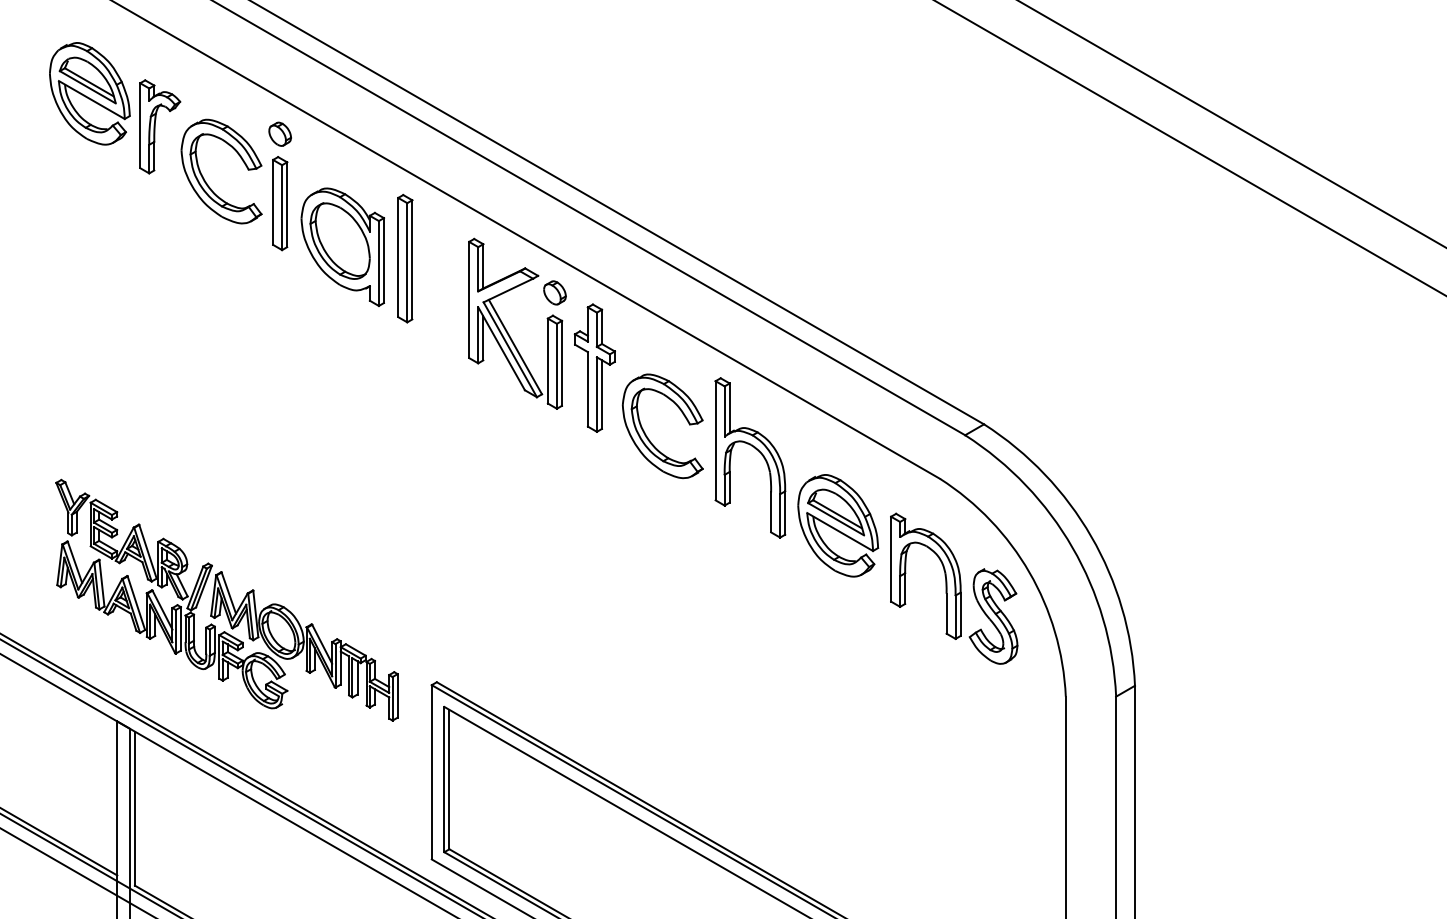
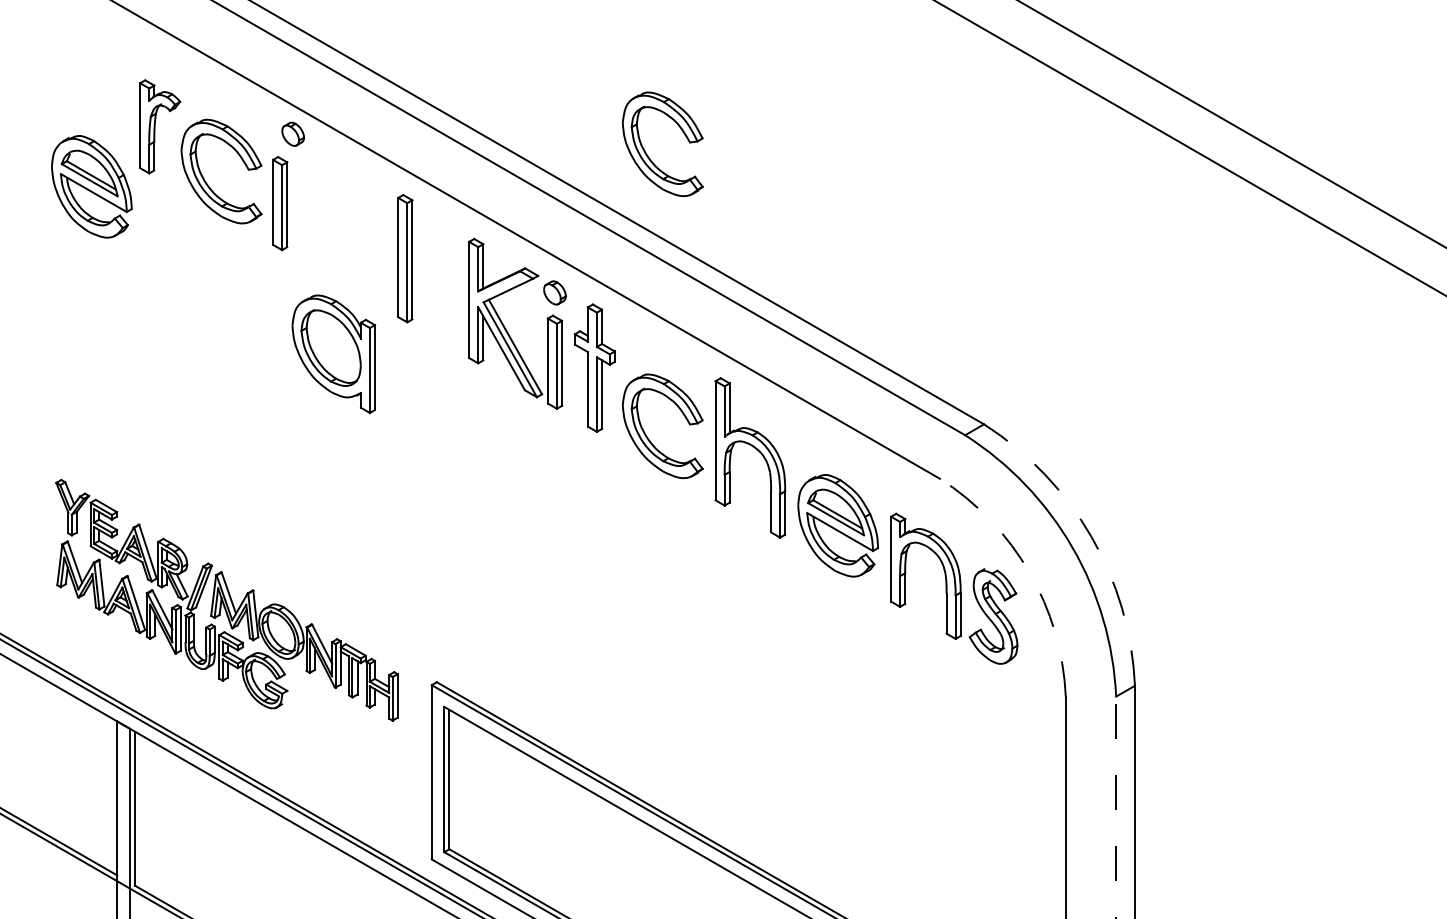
part position: (89, 93) -> (91, 186) (91, 186)
part position: (279, 133) -> (292, 133) (292, 133)
part: none -> present (648, 155)
part position: (342, 246) -> (333, 353) (333, 353)
arc: solid -> dashed (1091, 536)
arc: solid -> dashed (1029, 572)
line: solid -> dashed (1116, 807)
line: present -> none (76, 872)
